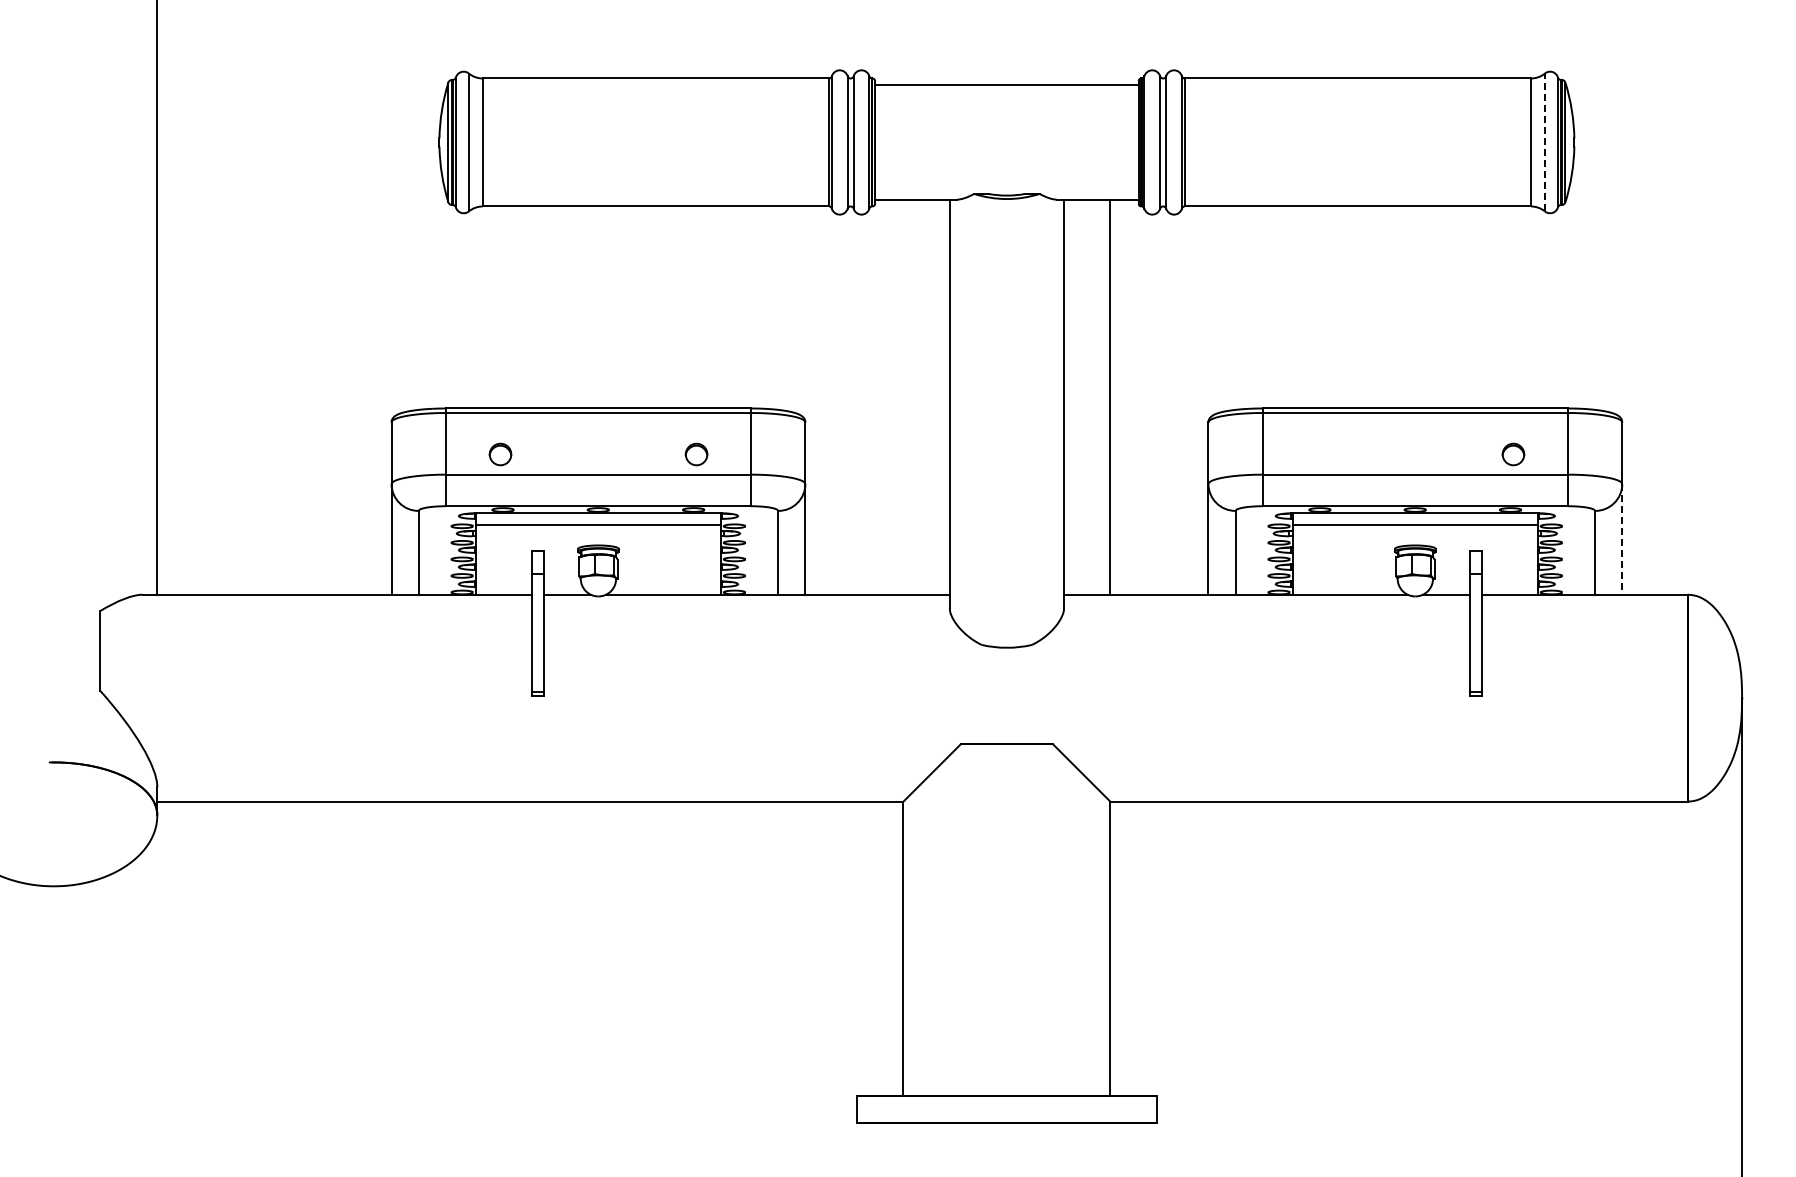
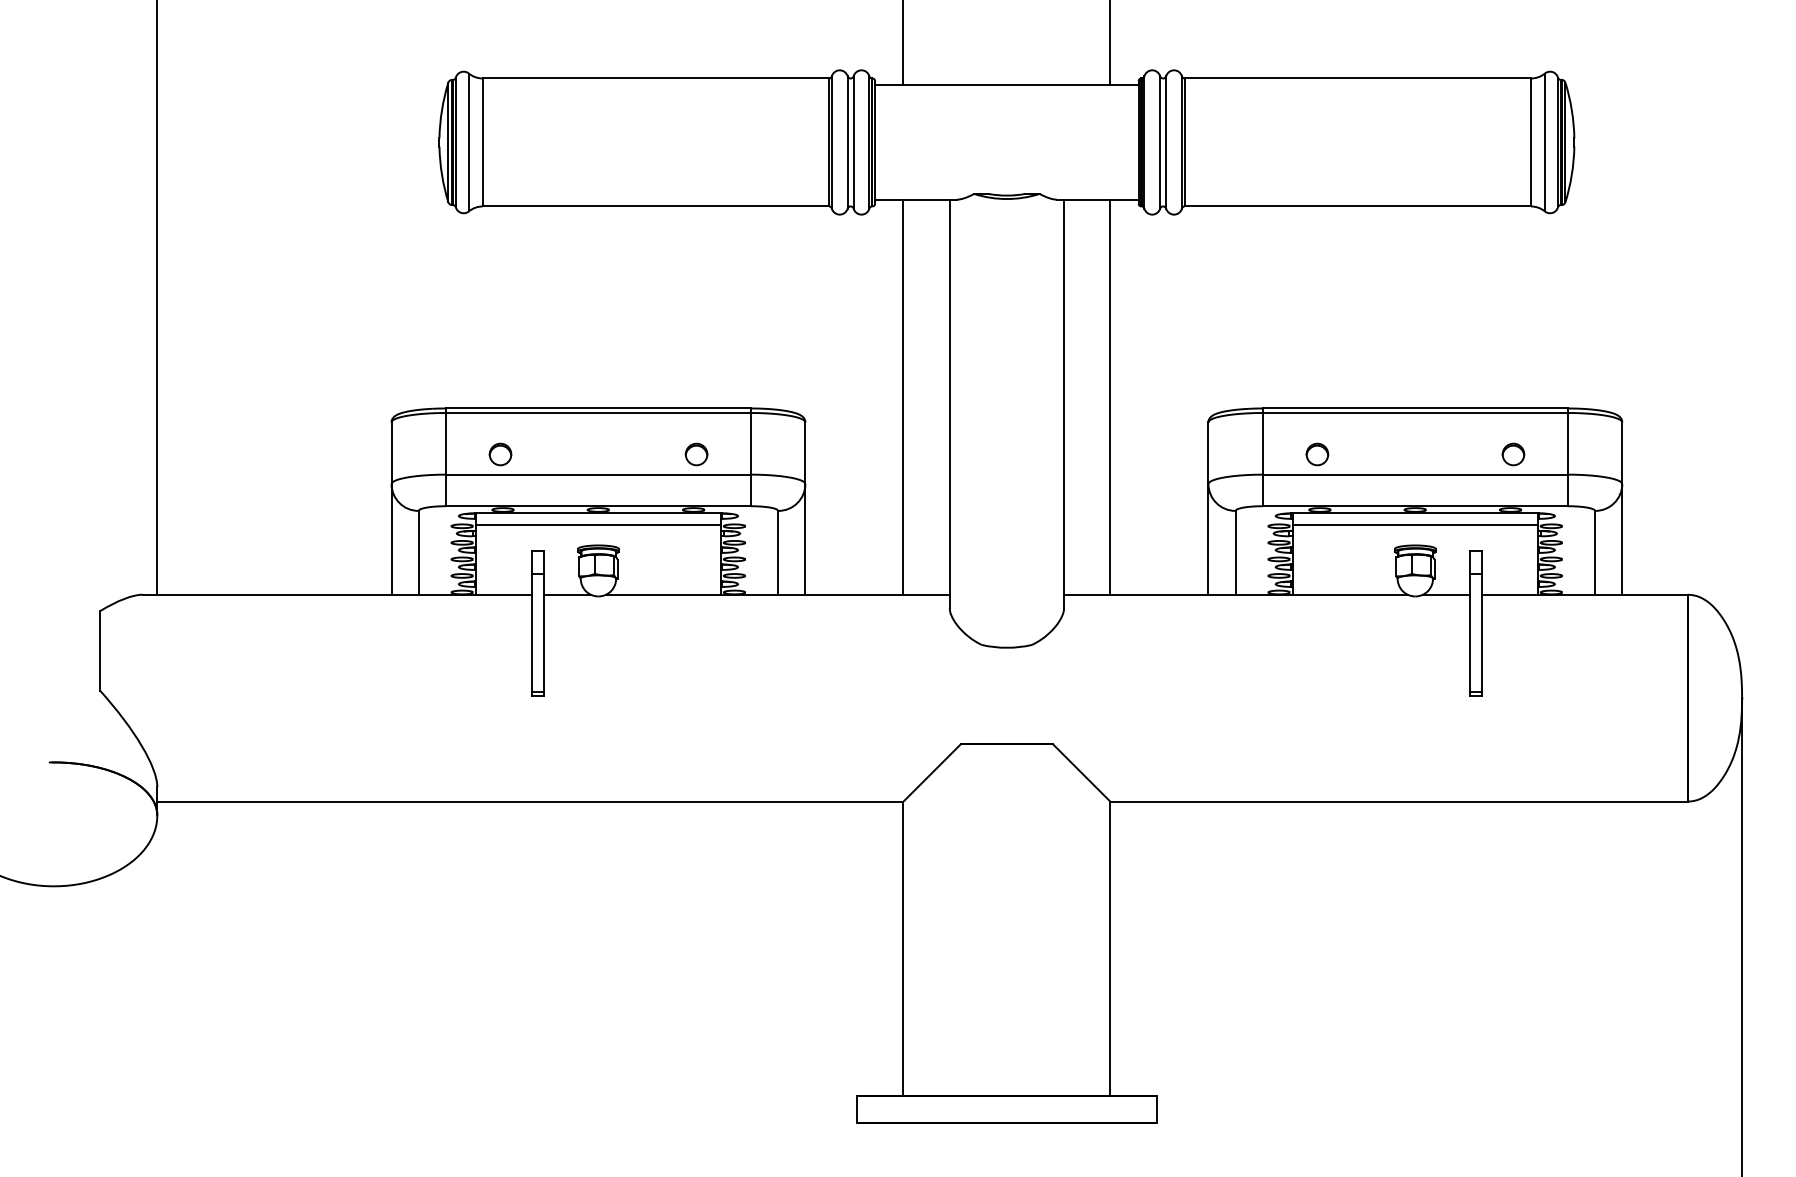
line: none -> present (903, 43)
line: none -> present (1110, 43)
line: dashed -> solid (1544, 143)
line: none -> present (903, 396)
part: none -> present (1317, 454)
line: dashed -> solid (1622, 539)
